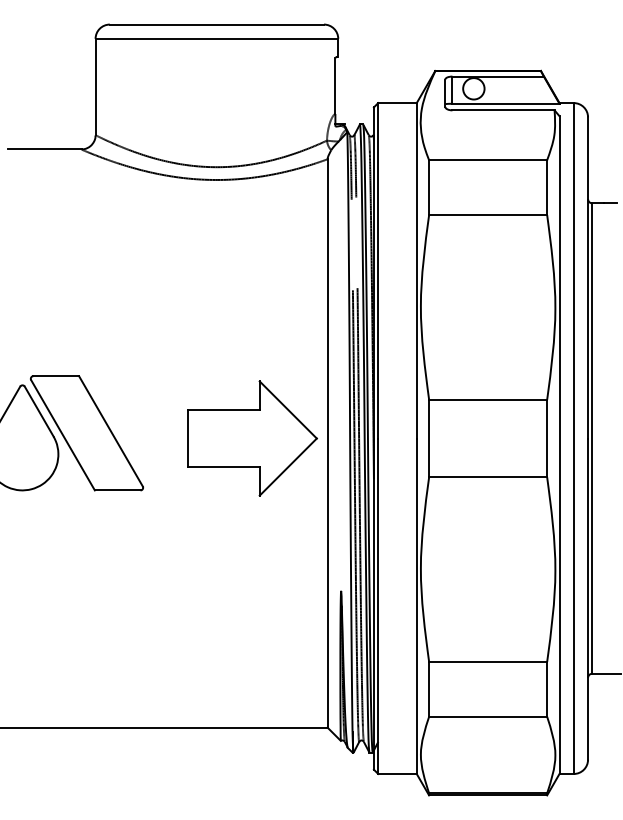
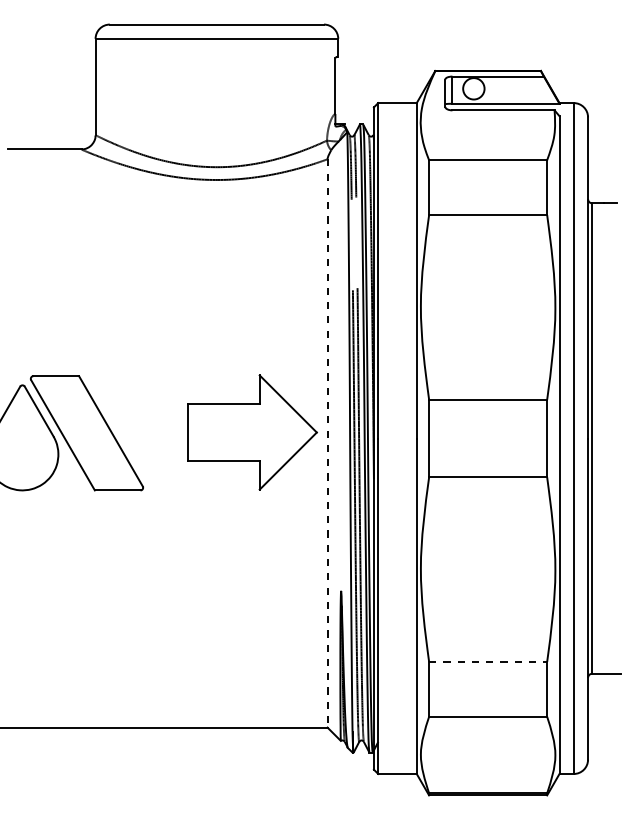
part position: (252, 438) -> (252, 432) (252, 432)
line: solid -> dashed (327, 443)
line: solid -> dashed (488, 661)
